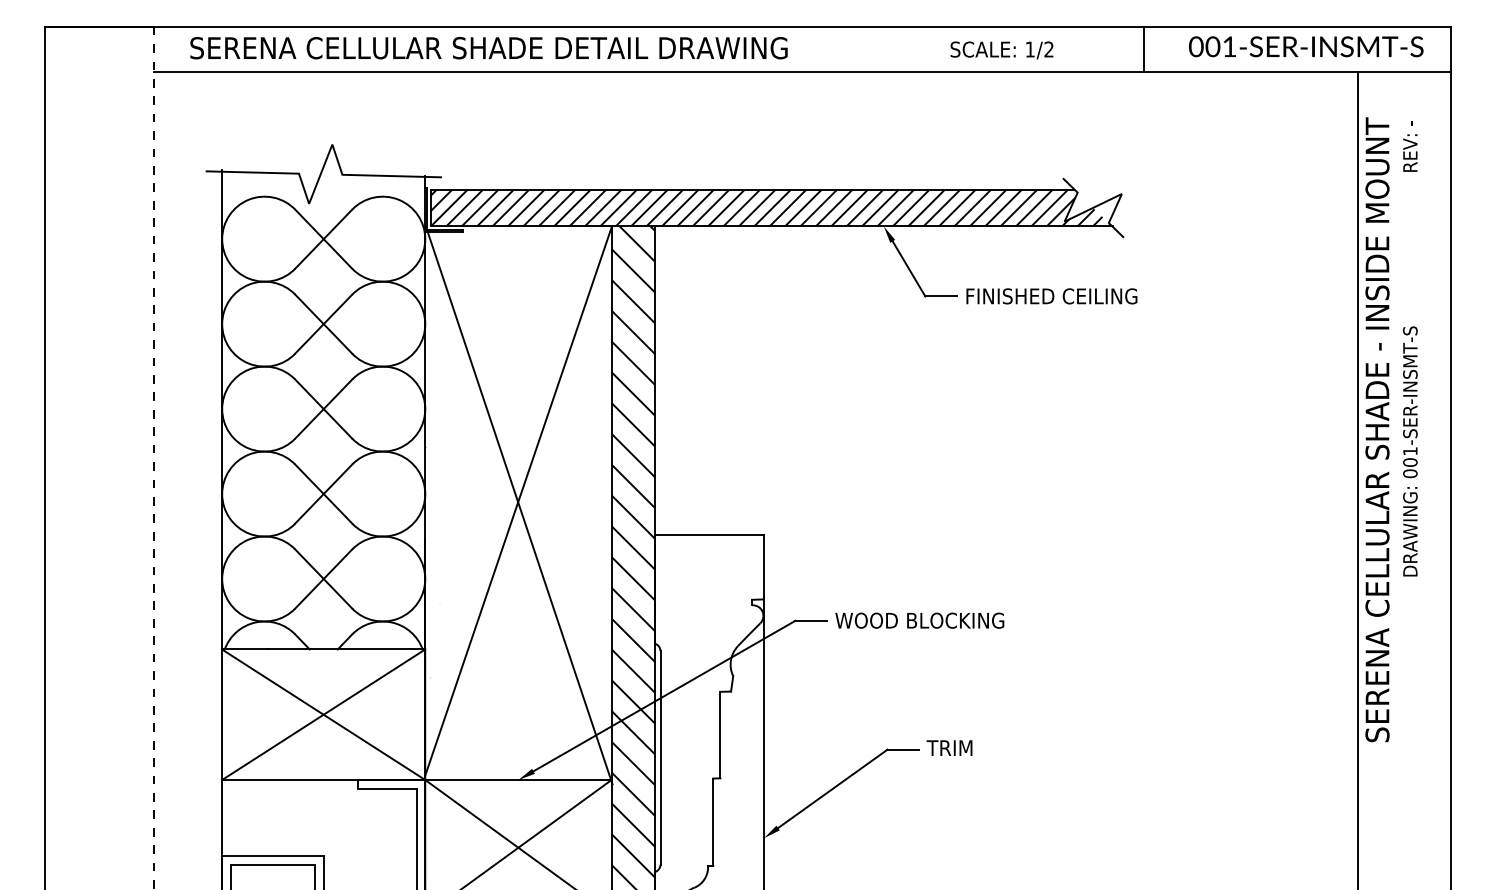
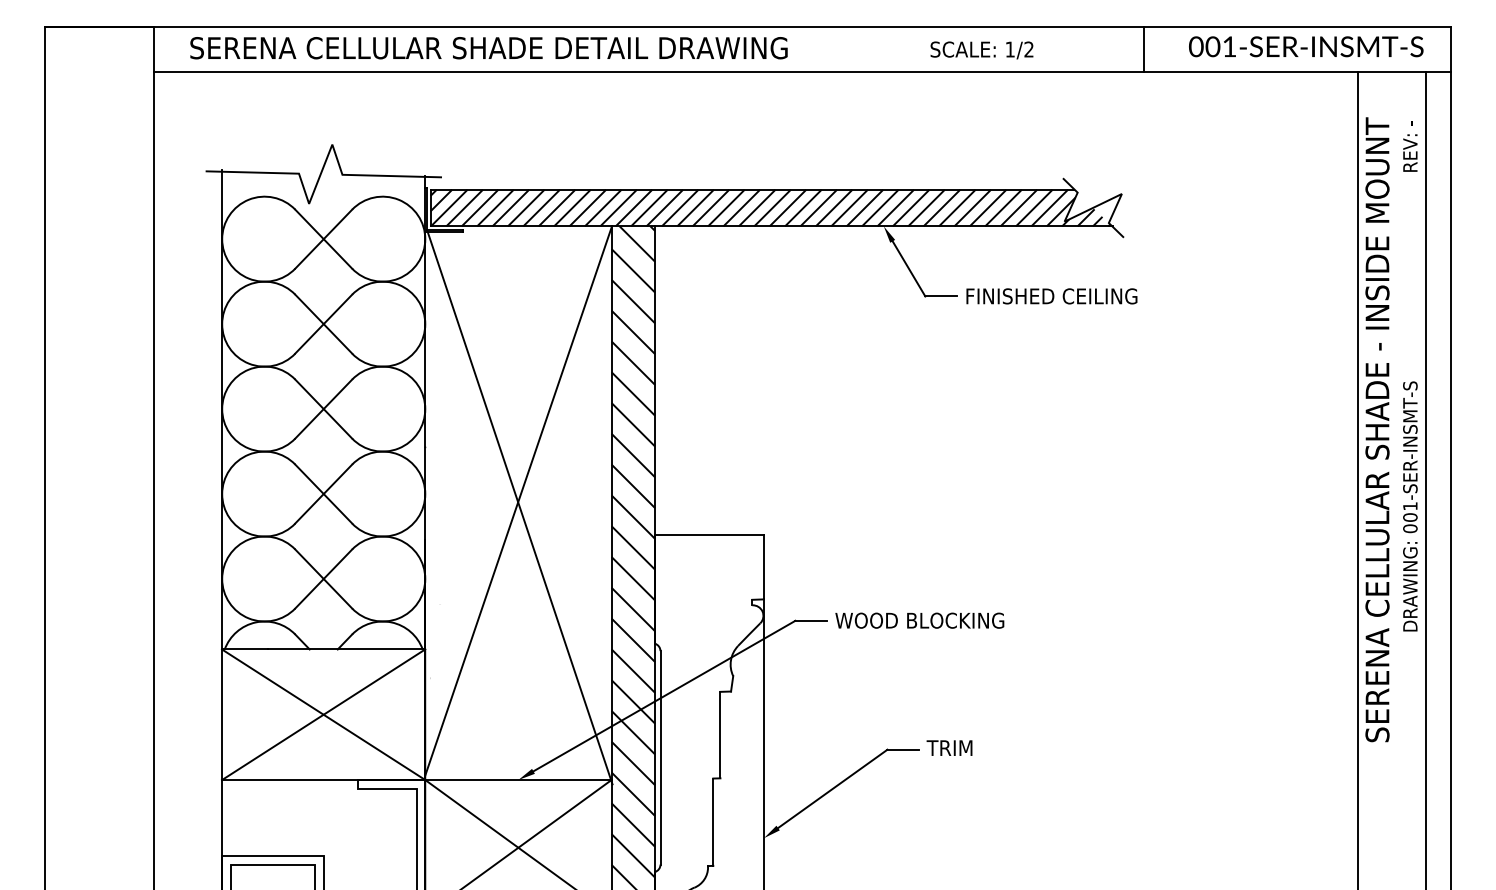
text position: (1001, 50) -> (981, 50) (981, 50)
text position: (1410, 451) -> (1410, 506) (1410, 506)
line: dashed -> solid (153, 458)
line: none -> present (1426, 479)
